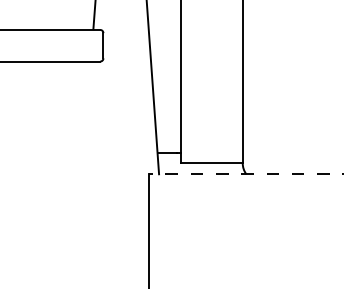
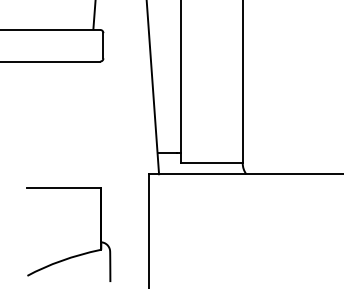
line: dashed -> solid (245, 174)
part: none -> present (74, 255)
